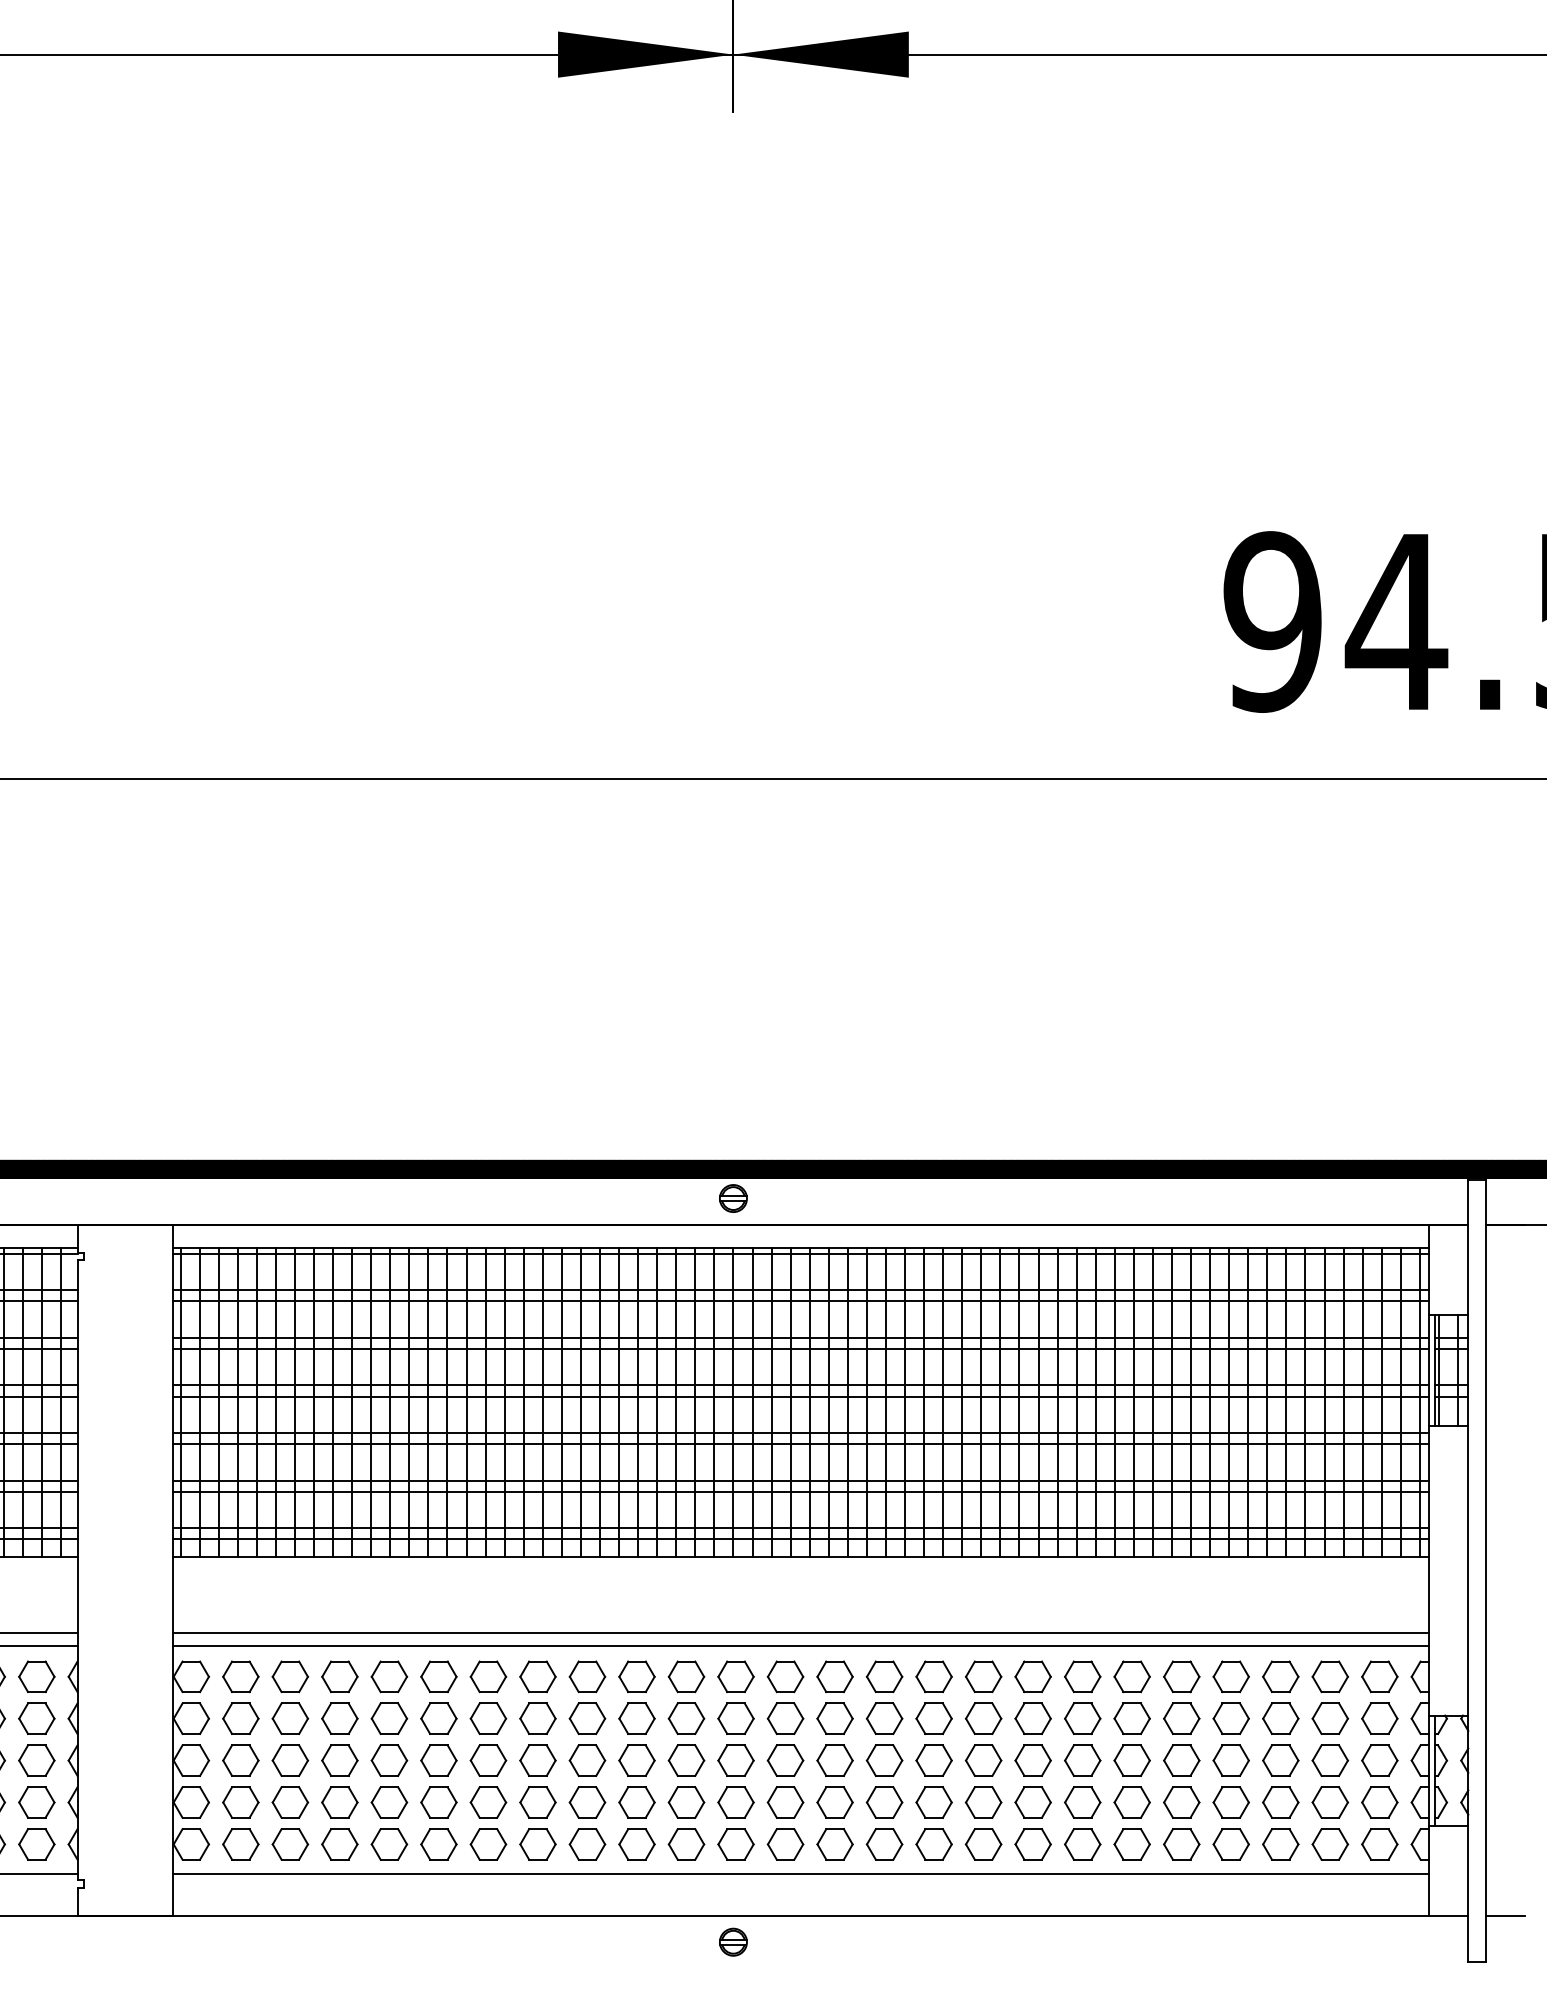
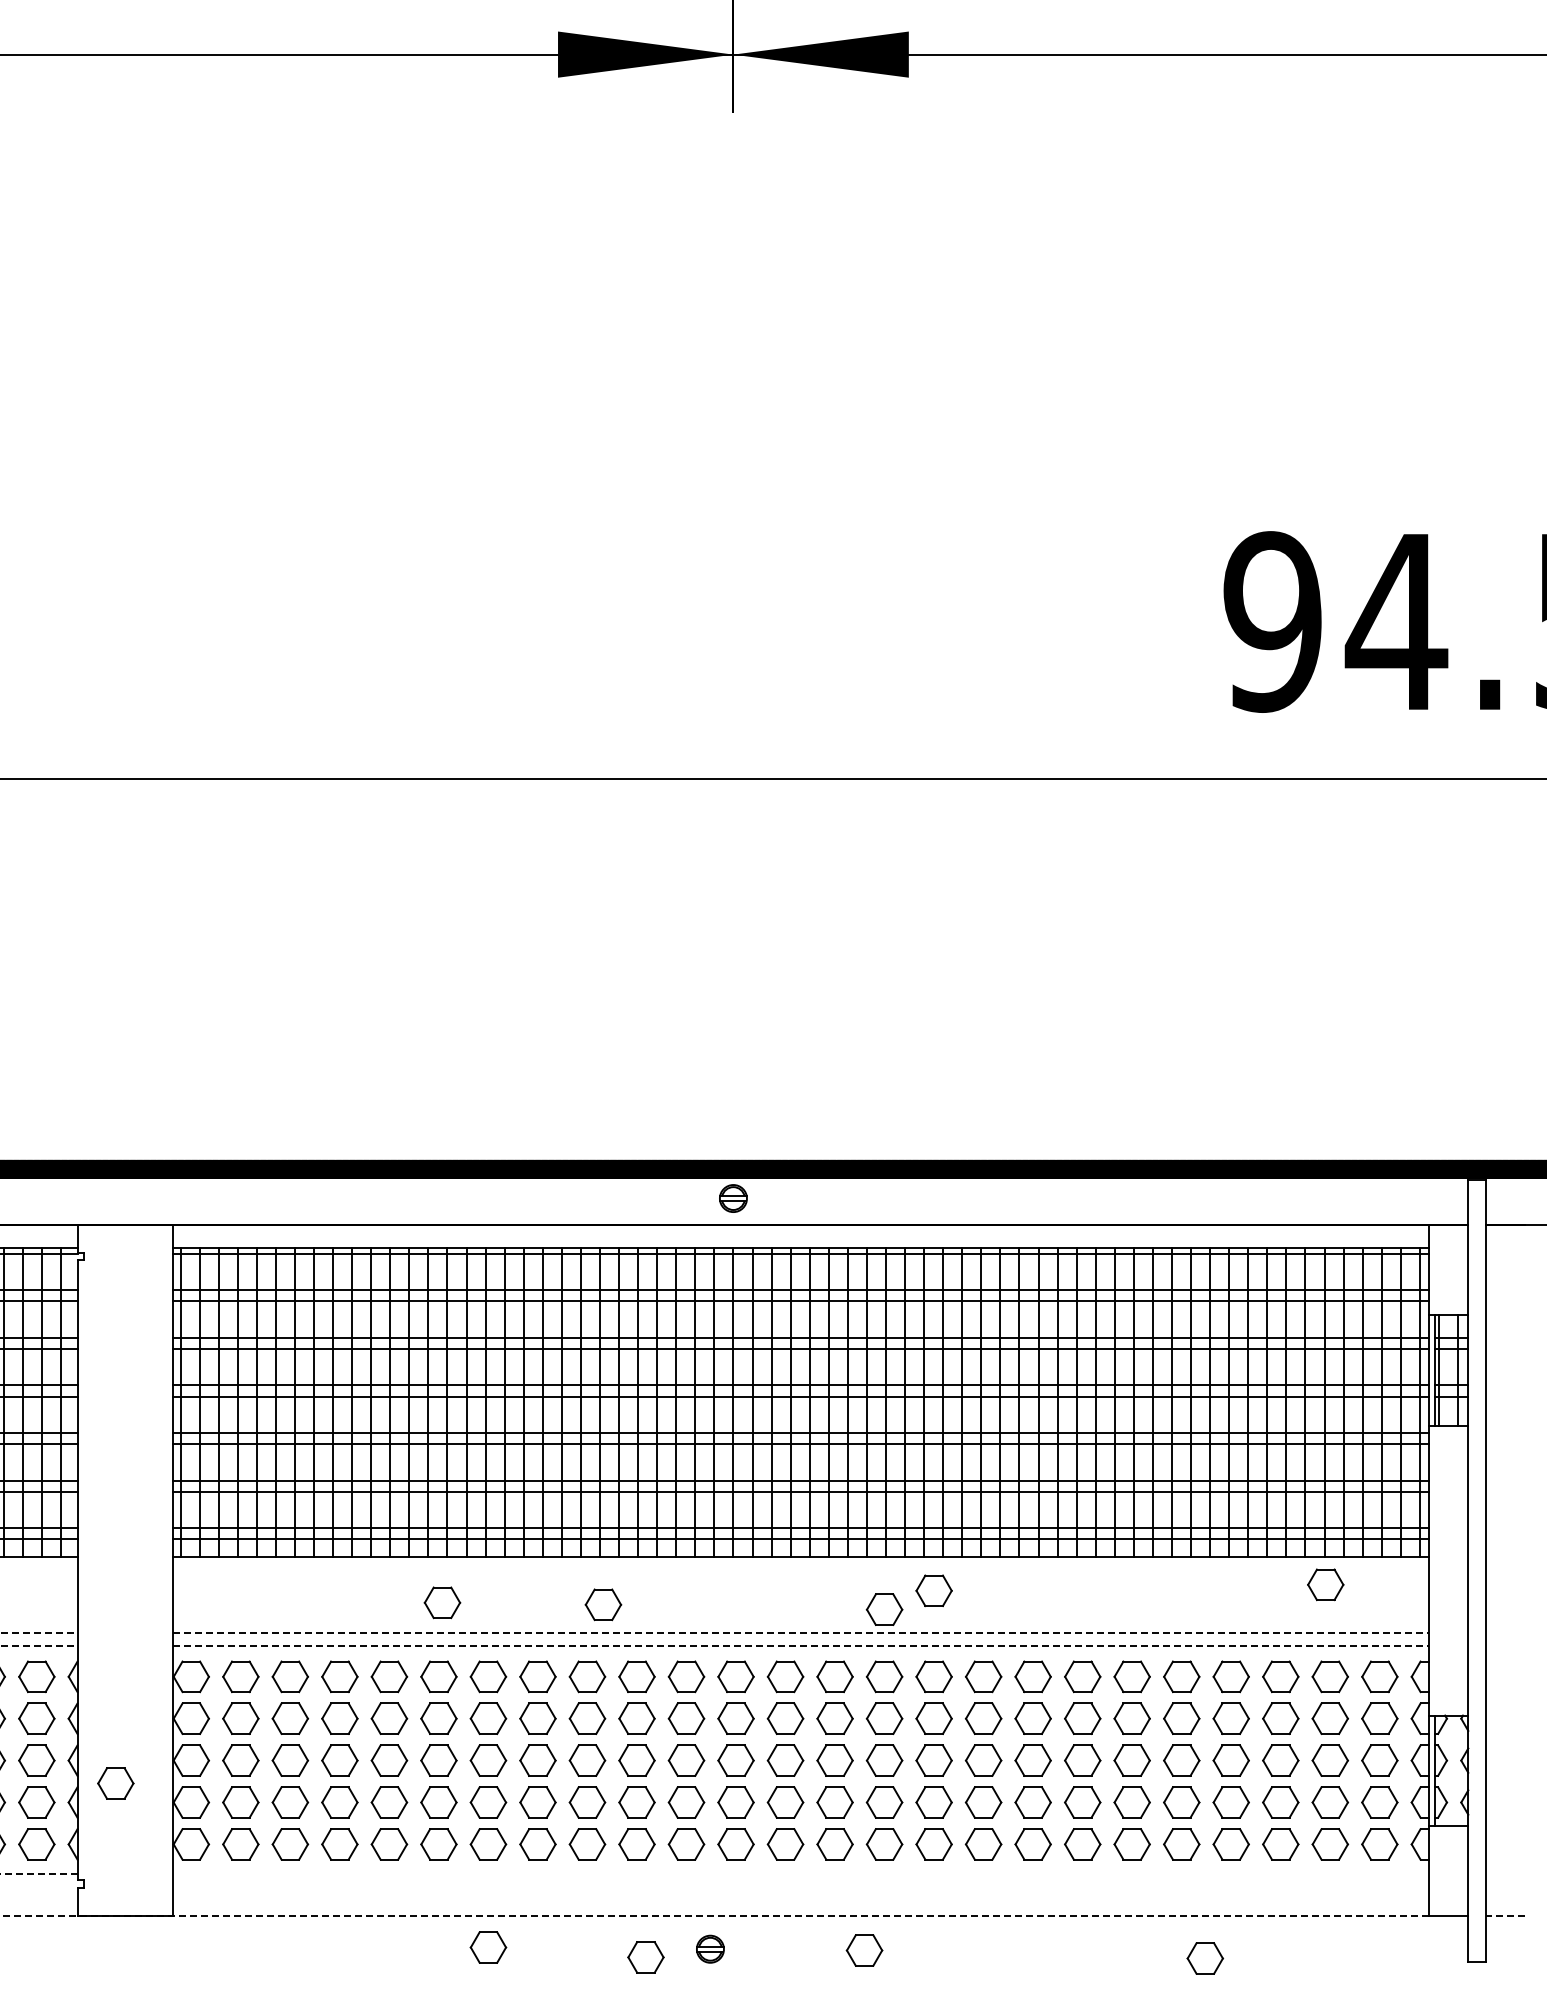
part: none -> present (1325, 1584)
part: none -> present (933, 1590)
part: none -> present (442, 1602)
part: none -> present (603, 1604)
part: none -> present (884, 1609)
line: solid -> dashed (39, 1632)
line: solid -> dashed (801, 1632)
line: solid -> dashed (39, 1645)
line: solid -> dashed (801, 1645)
part: none -> present (115, 1783)
line: solid -> dashed (38, 1874)
line: present -> none (800, 1874)
line: solid -> dashed (714, 1915)
line: solid -> dashed (1504, 1915)
part position: (733, 1941) -> (710, 1948) (710, 1948)
part: none -> present (488, 1947)
part: none -> present (864, 1950)
part: none -> present (645, 1957)
part: none -> present (1205, 1958)
